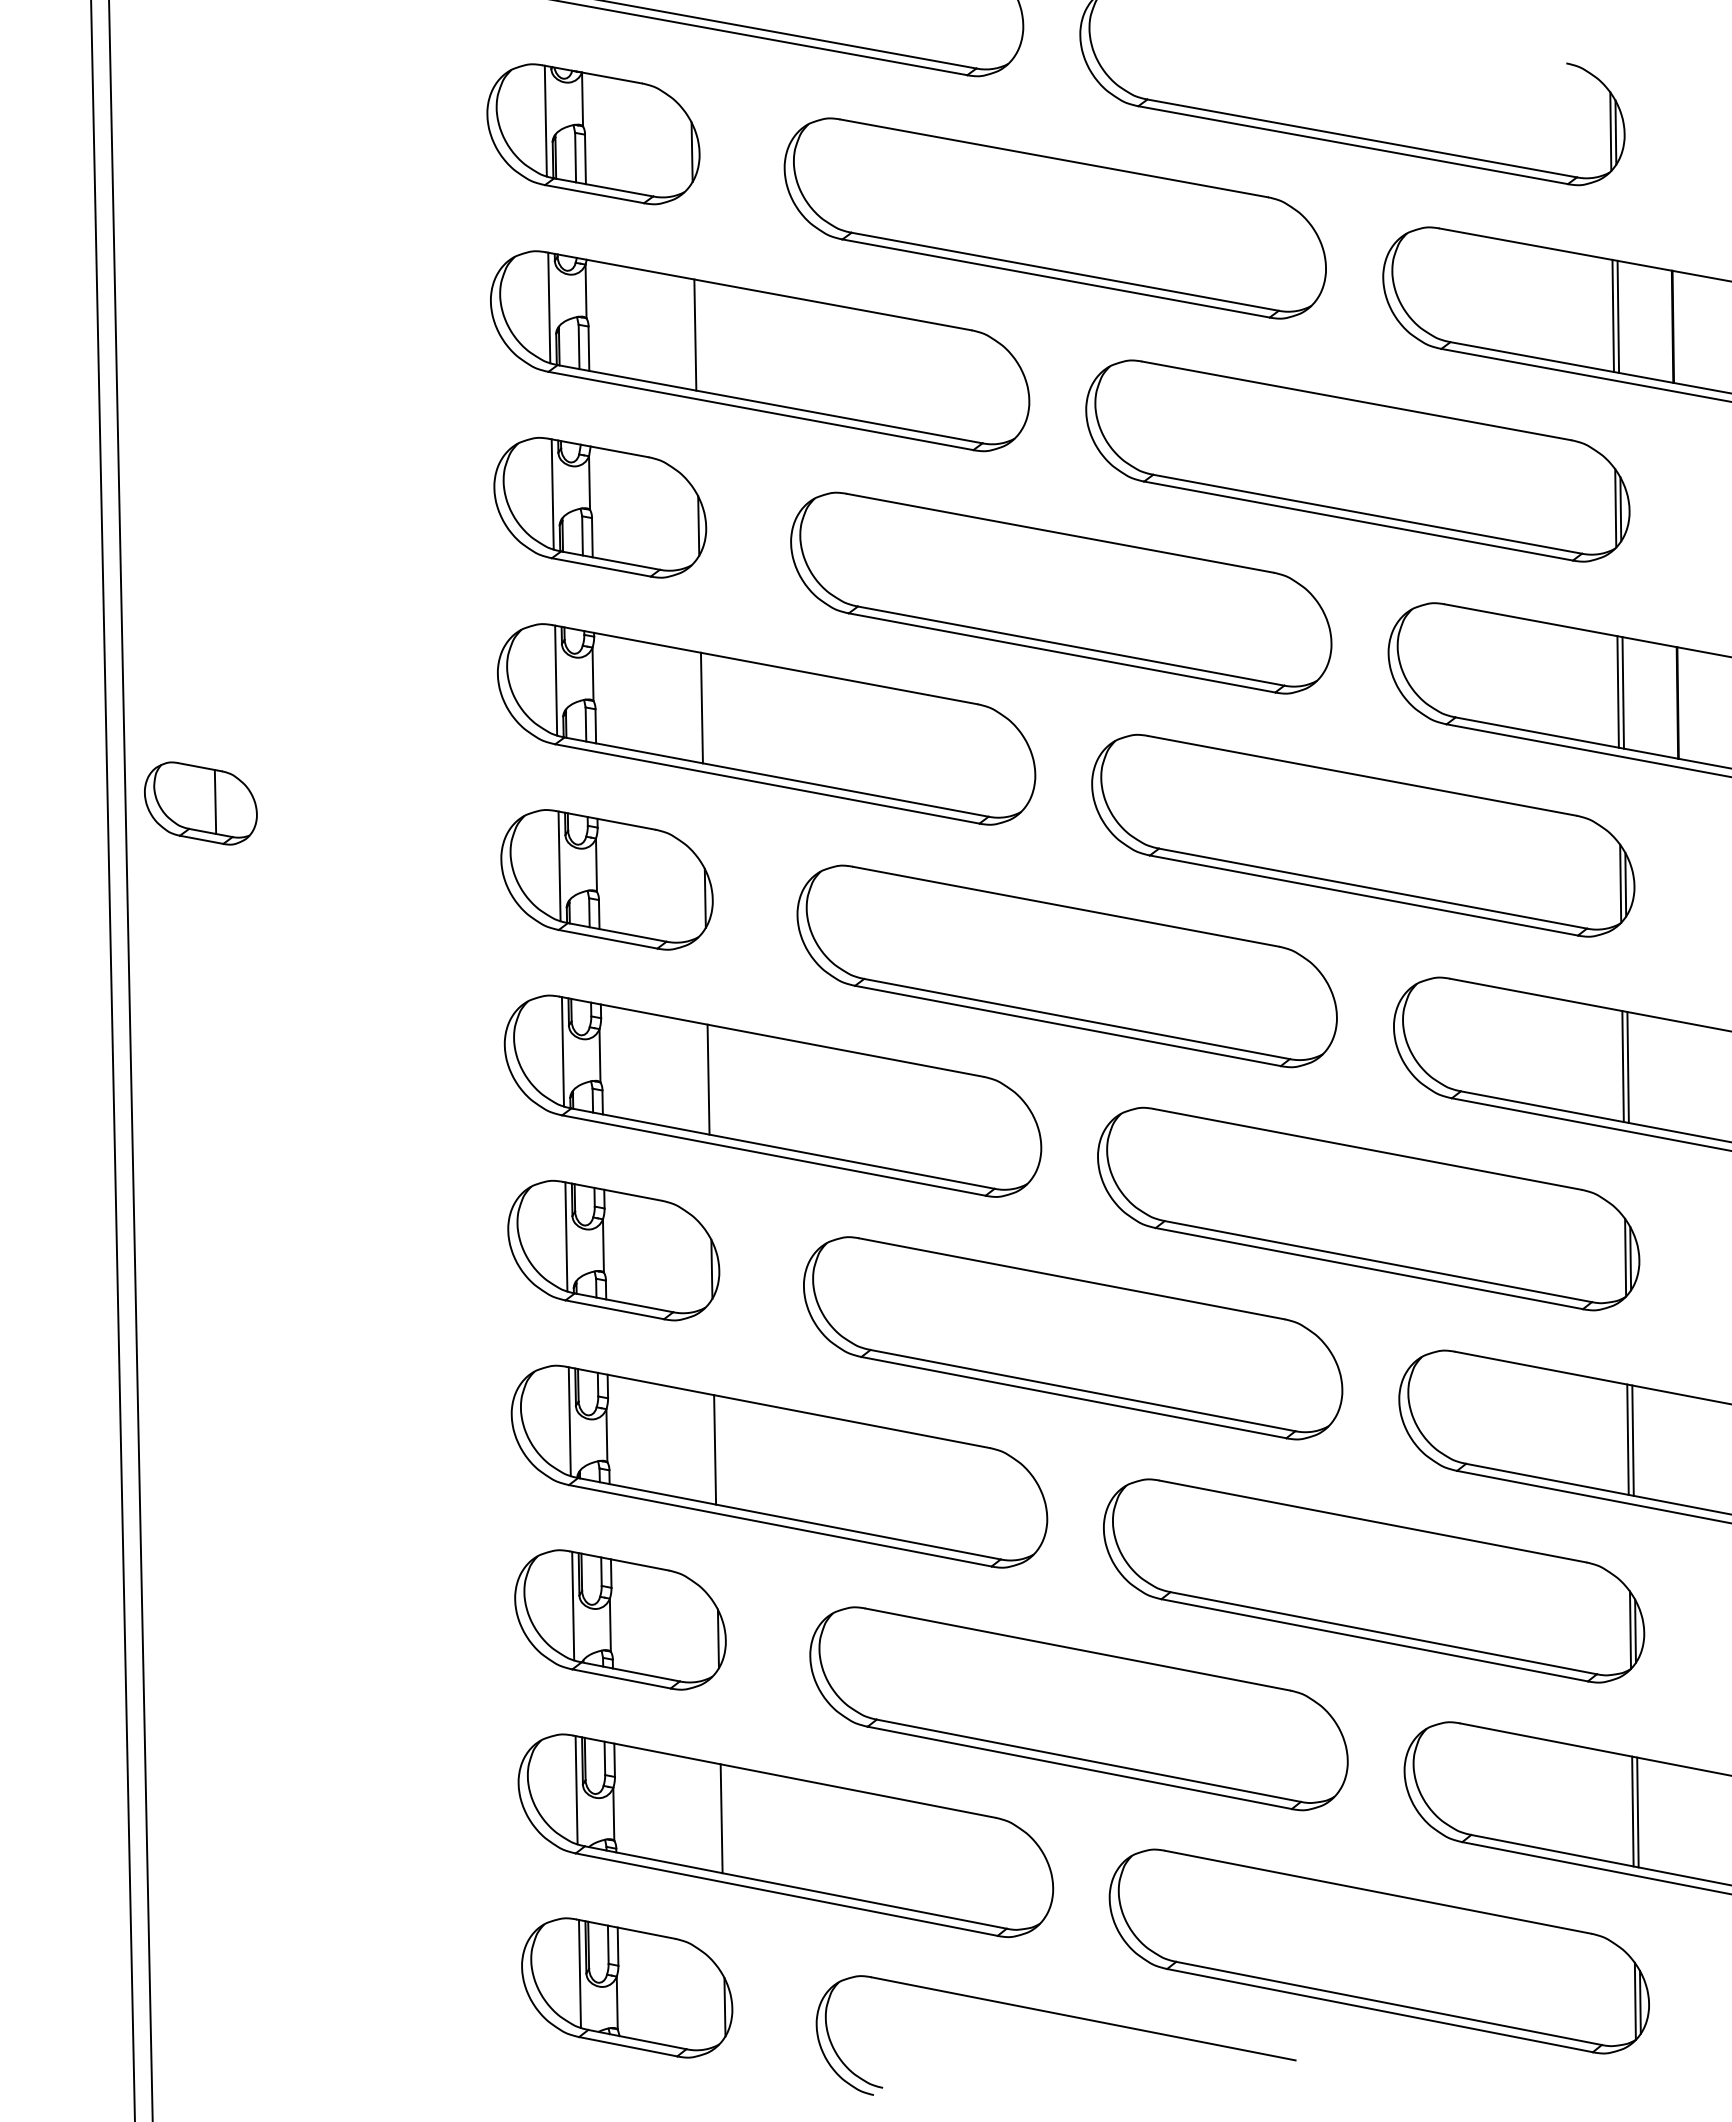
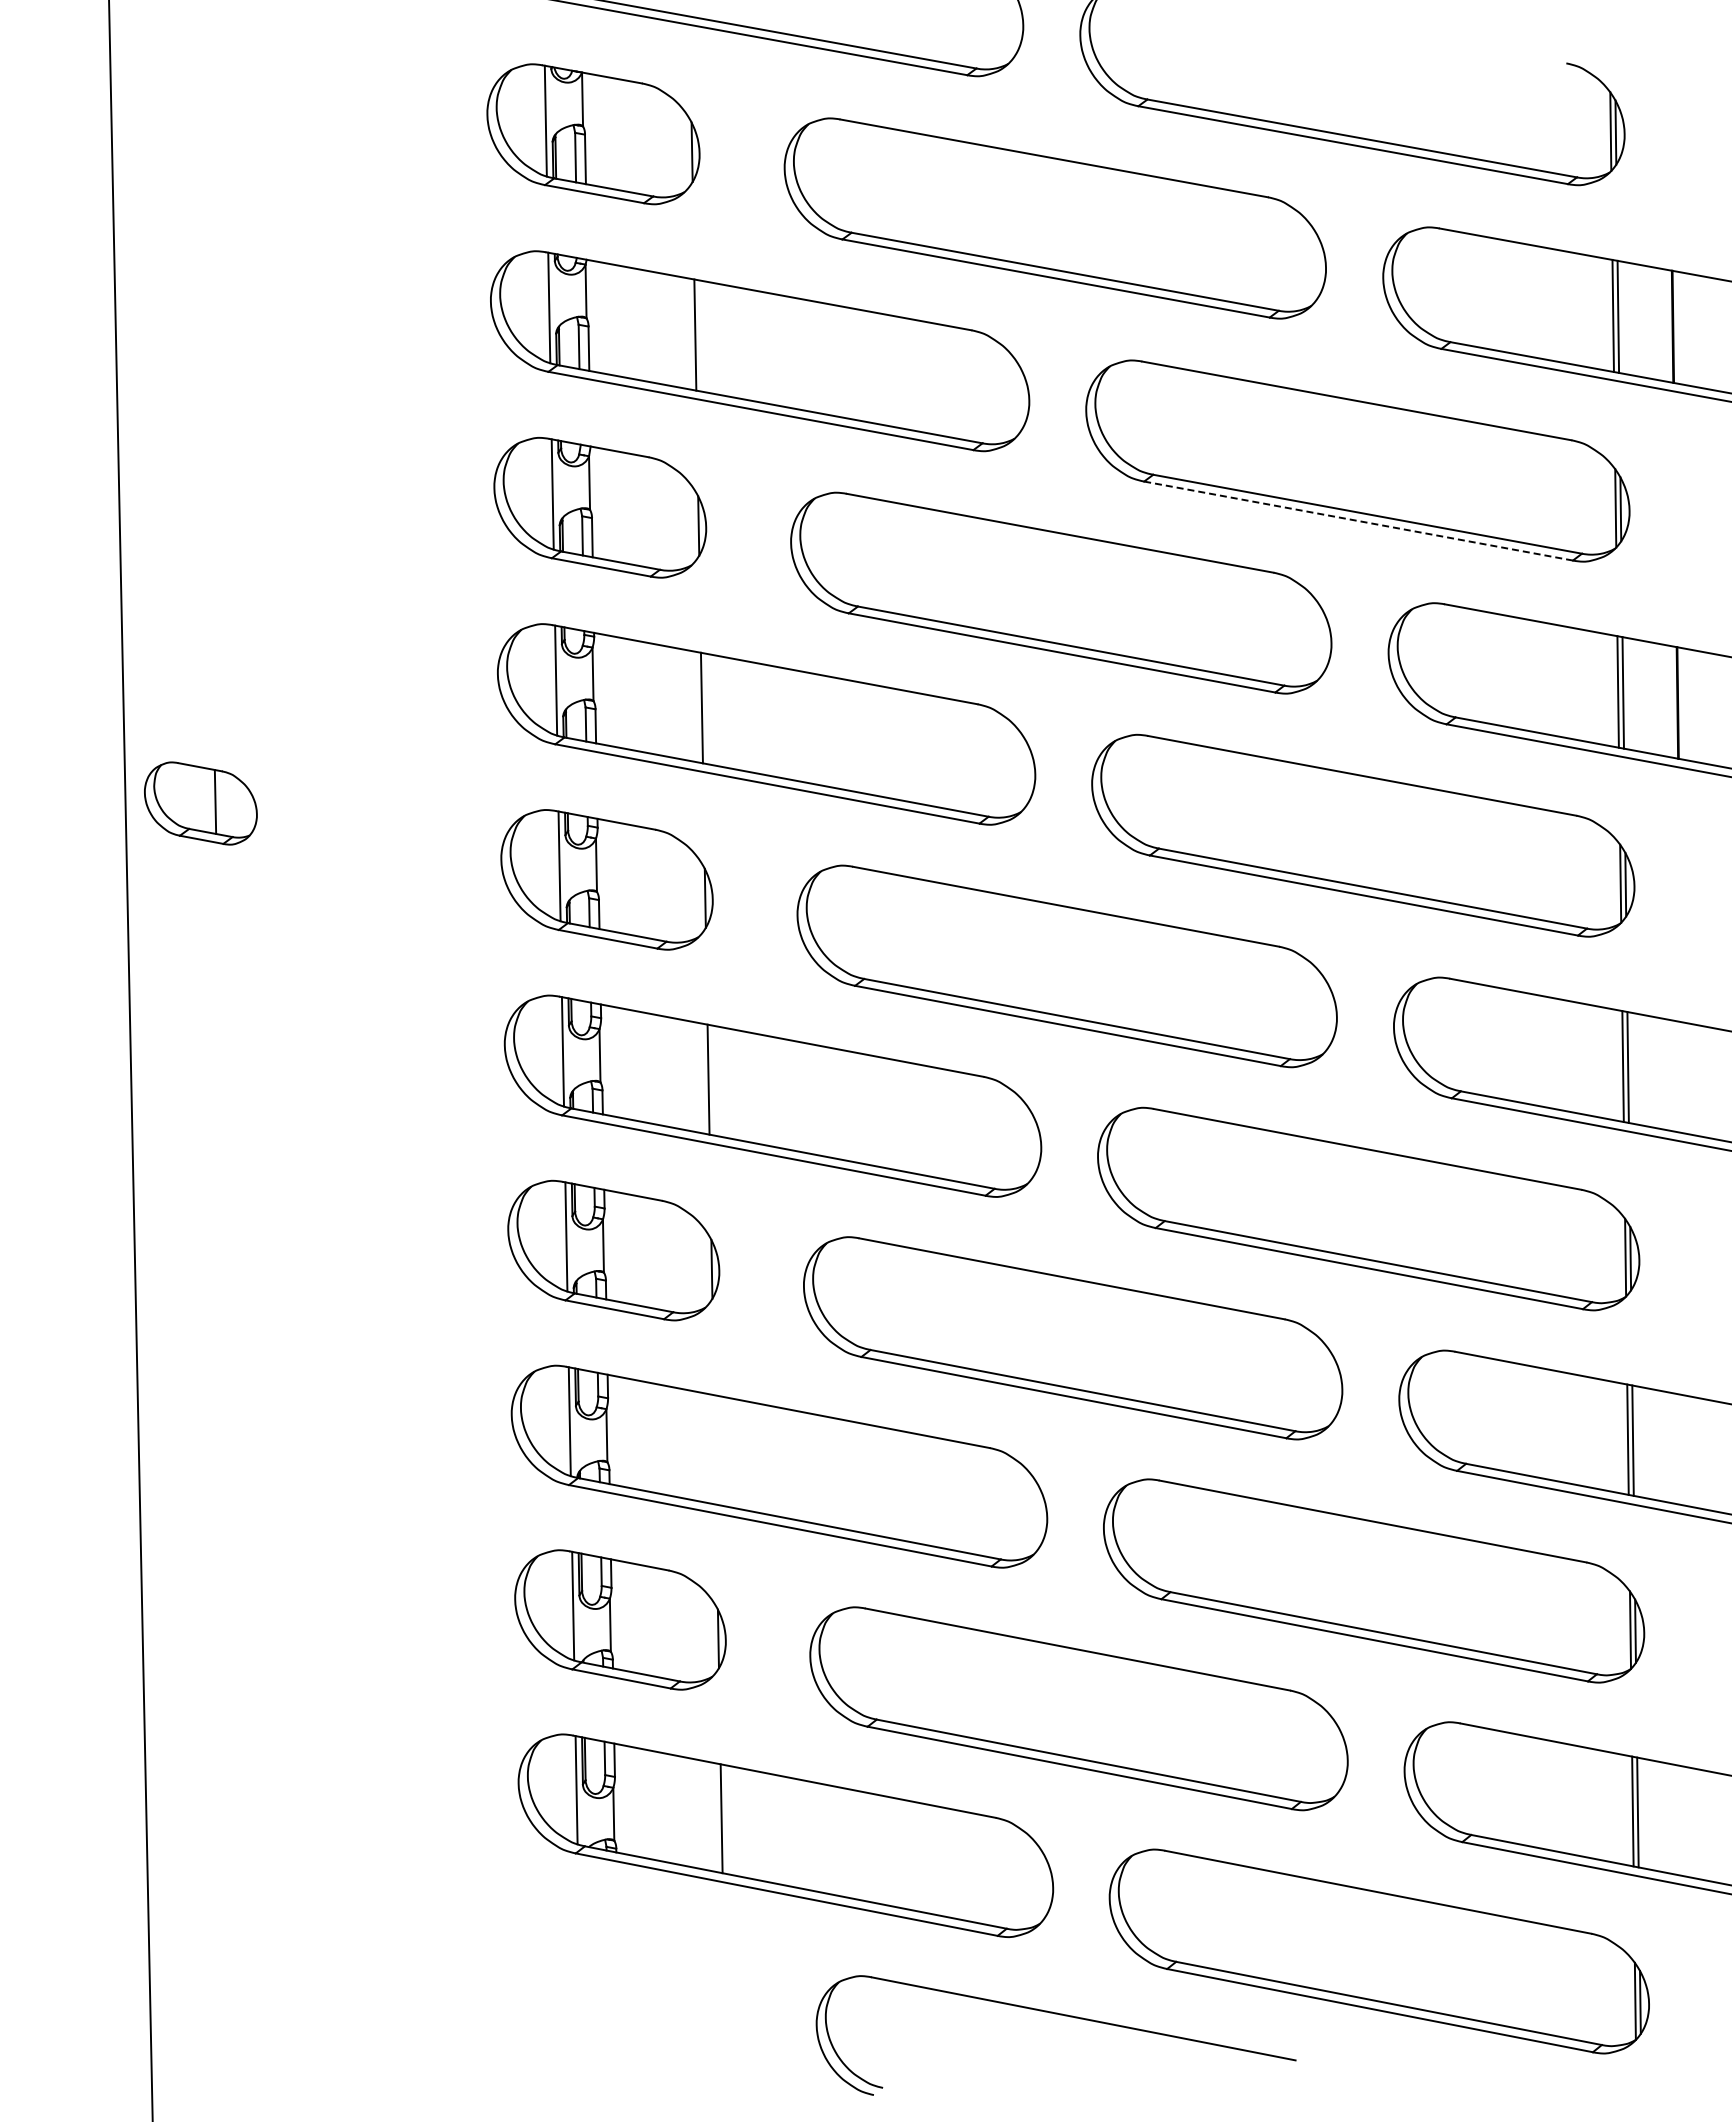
line: solid -> dashed (1358, 520)
line: present -> none (112, 1060)
line: present -> none (715, 1449)
part: present -> none (627, 1987)
